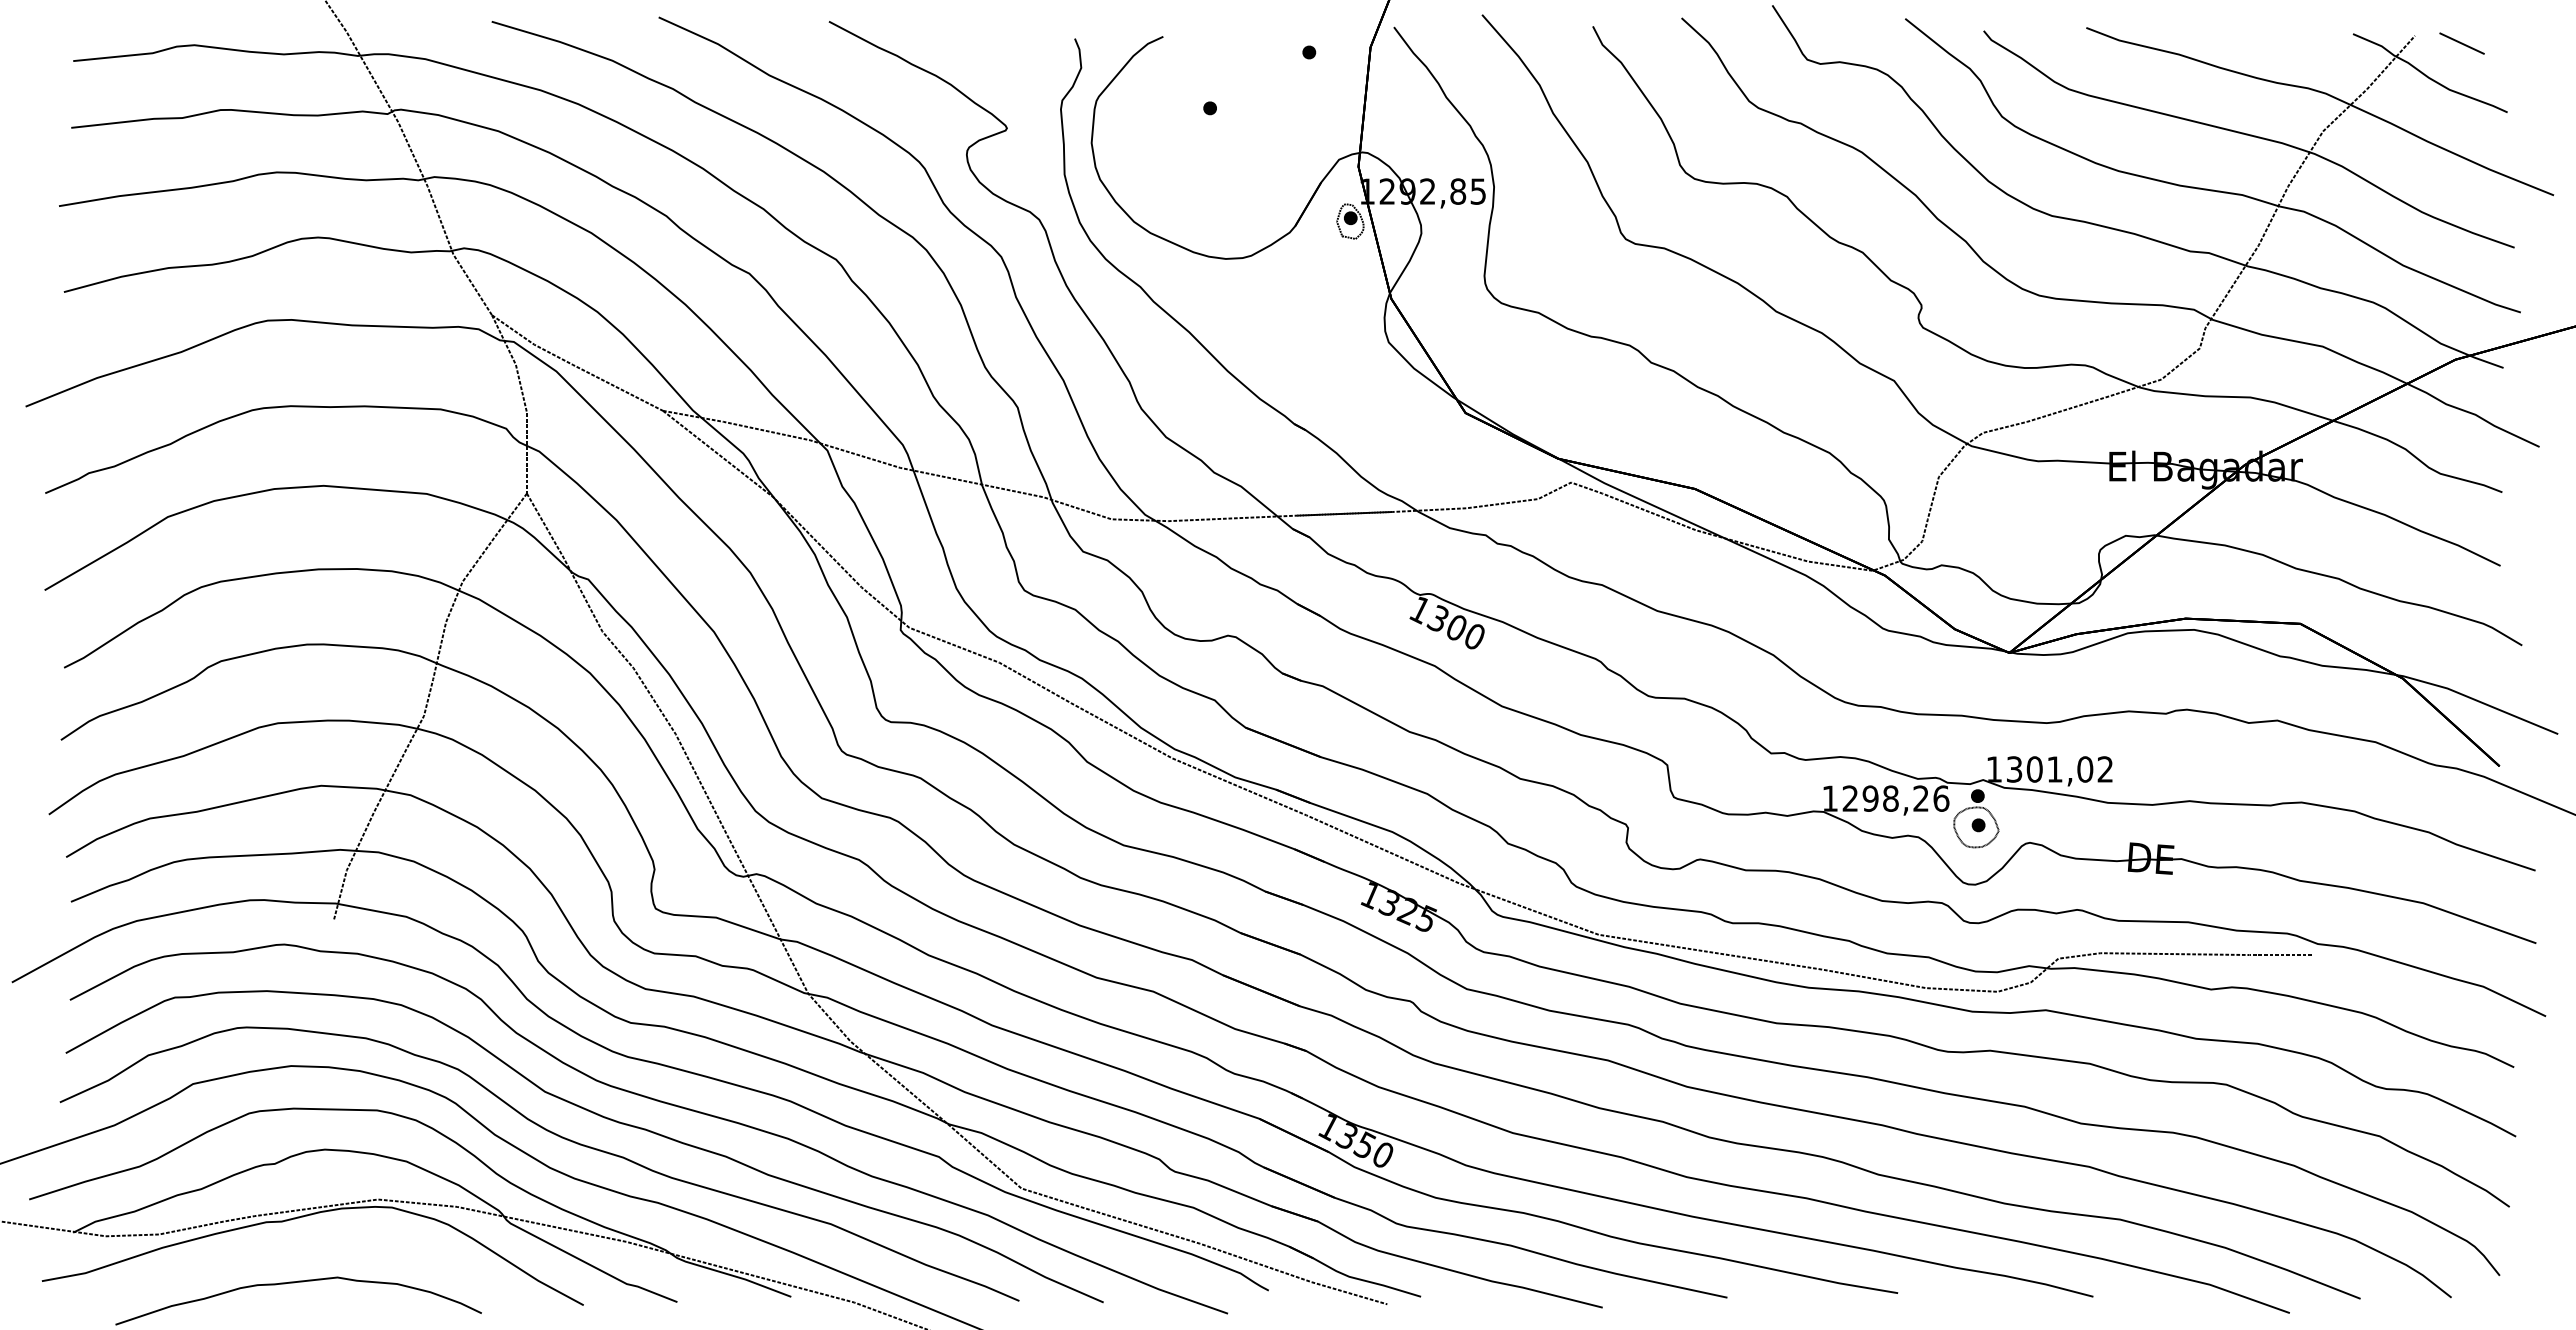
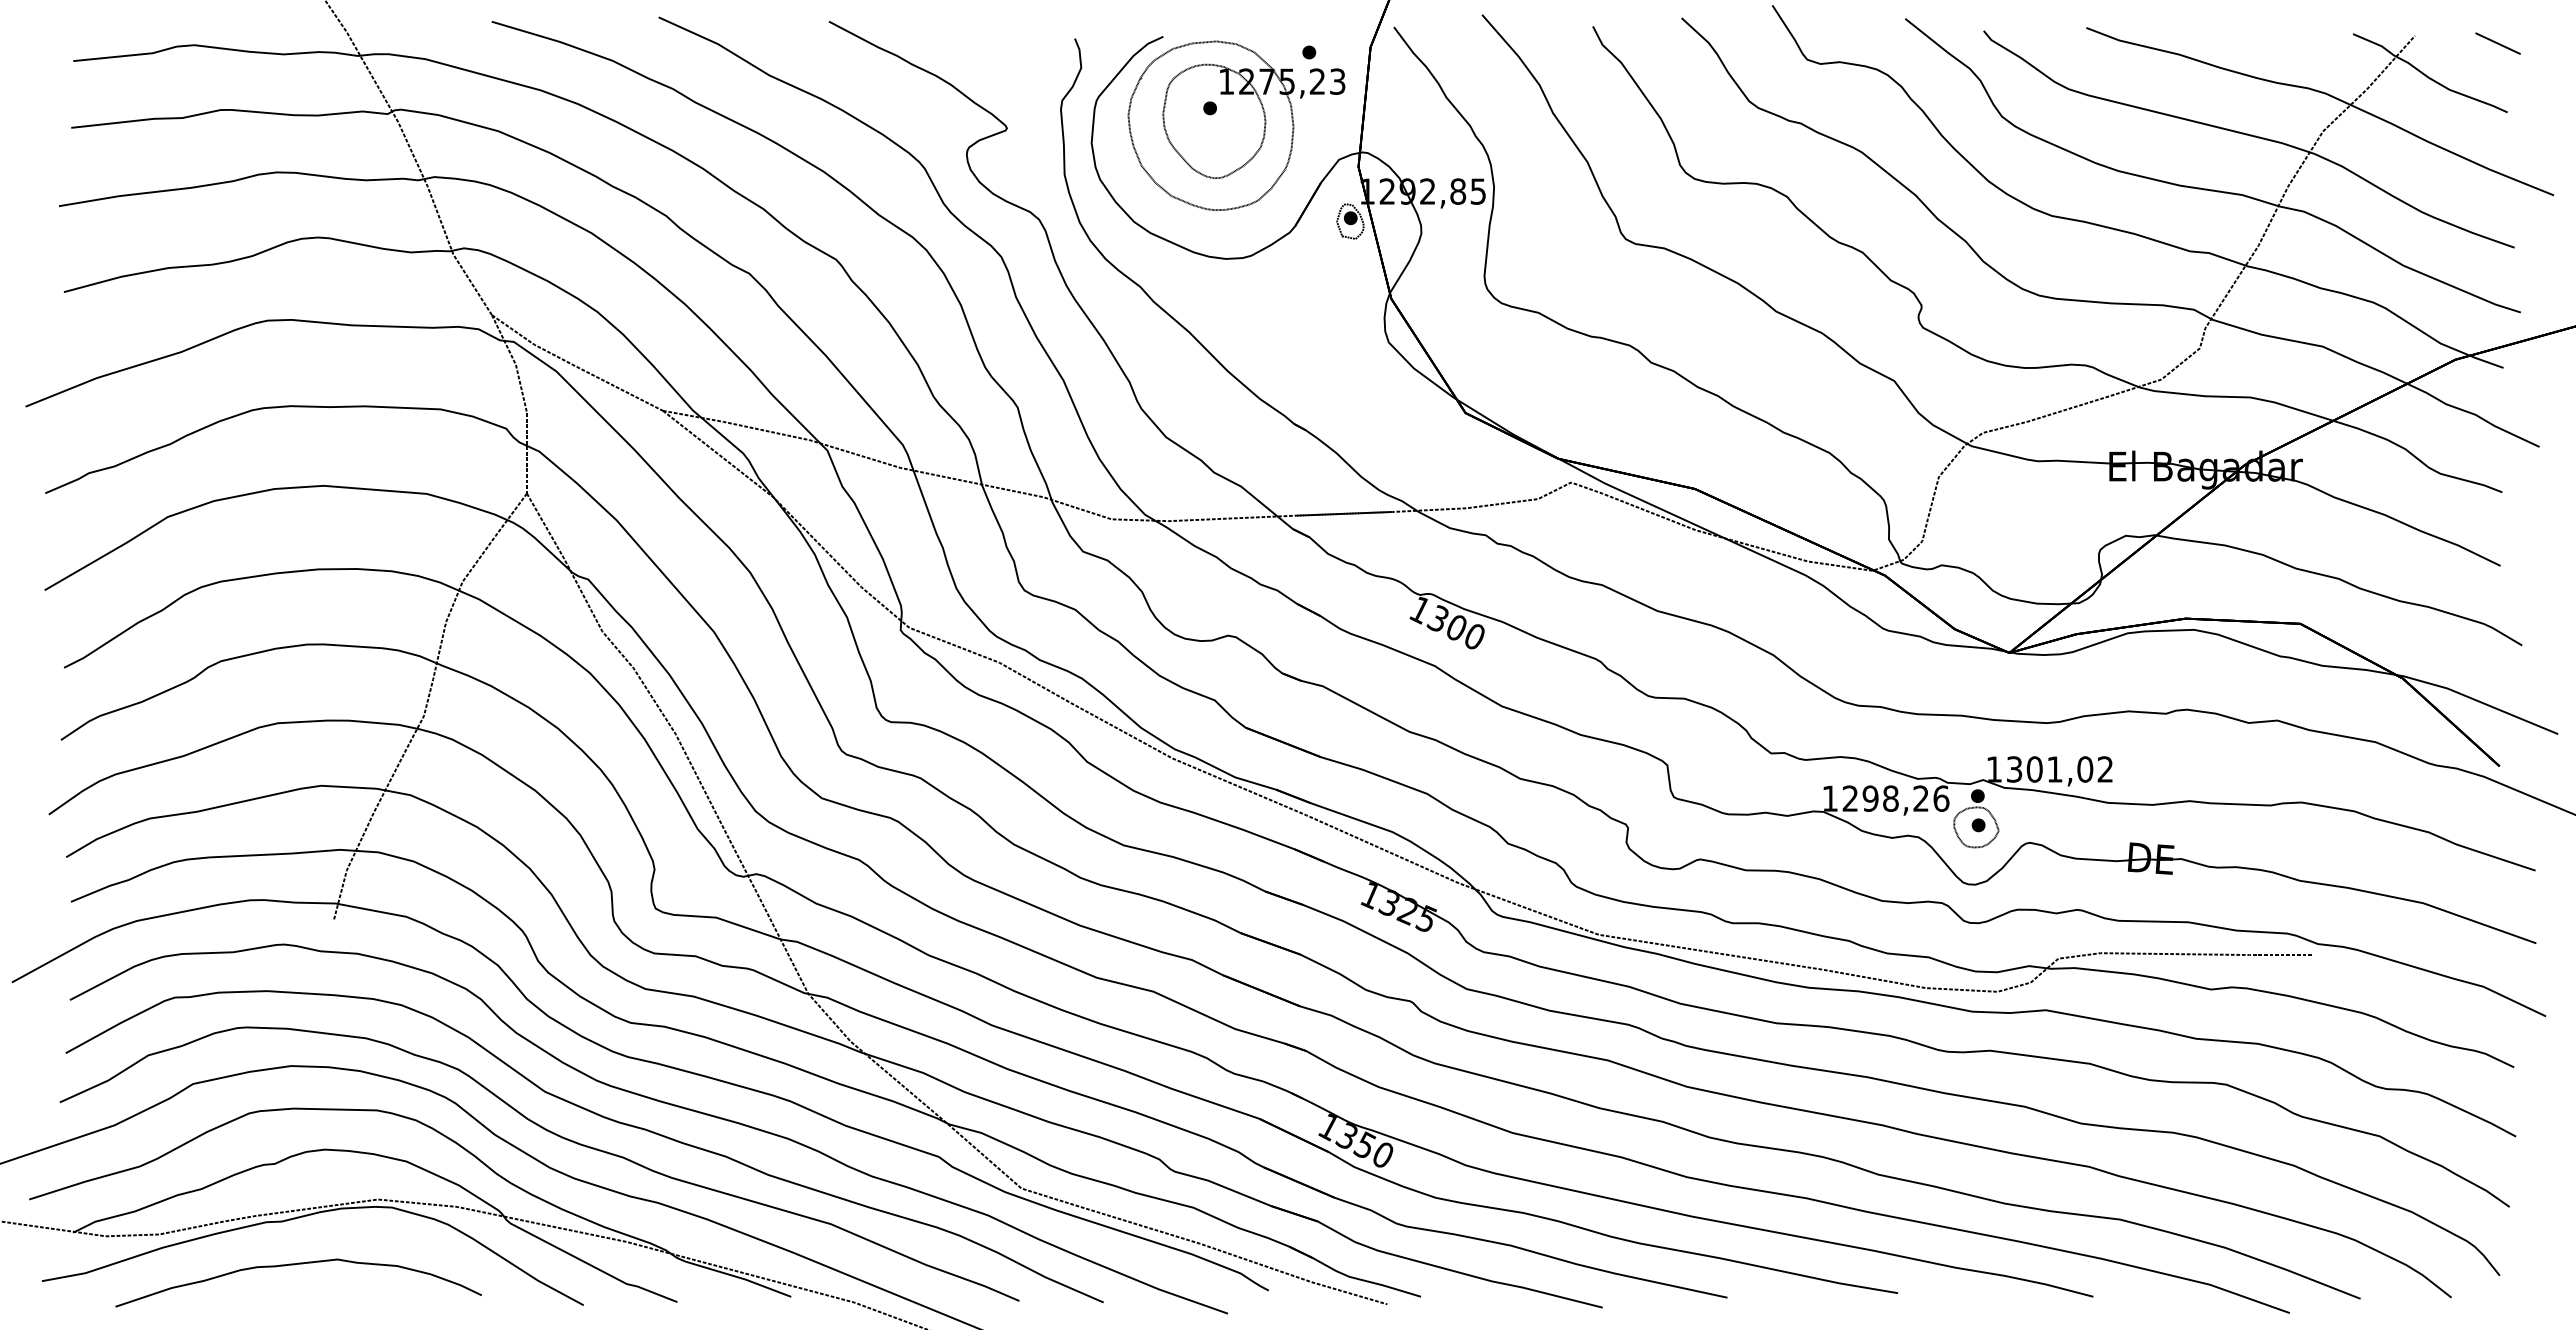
line position: (2461, 43) -> (2497, 43) (2497, 43)
part: none -> present (1236, 125)
curve position: (294, 1283) -> (294, 1265) (294, 1265)
